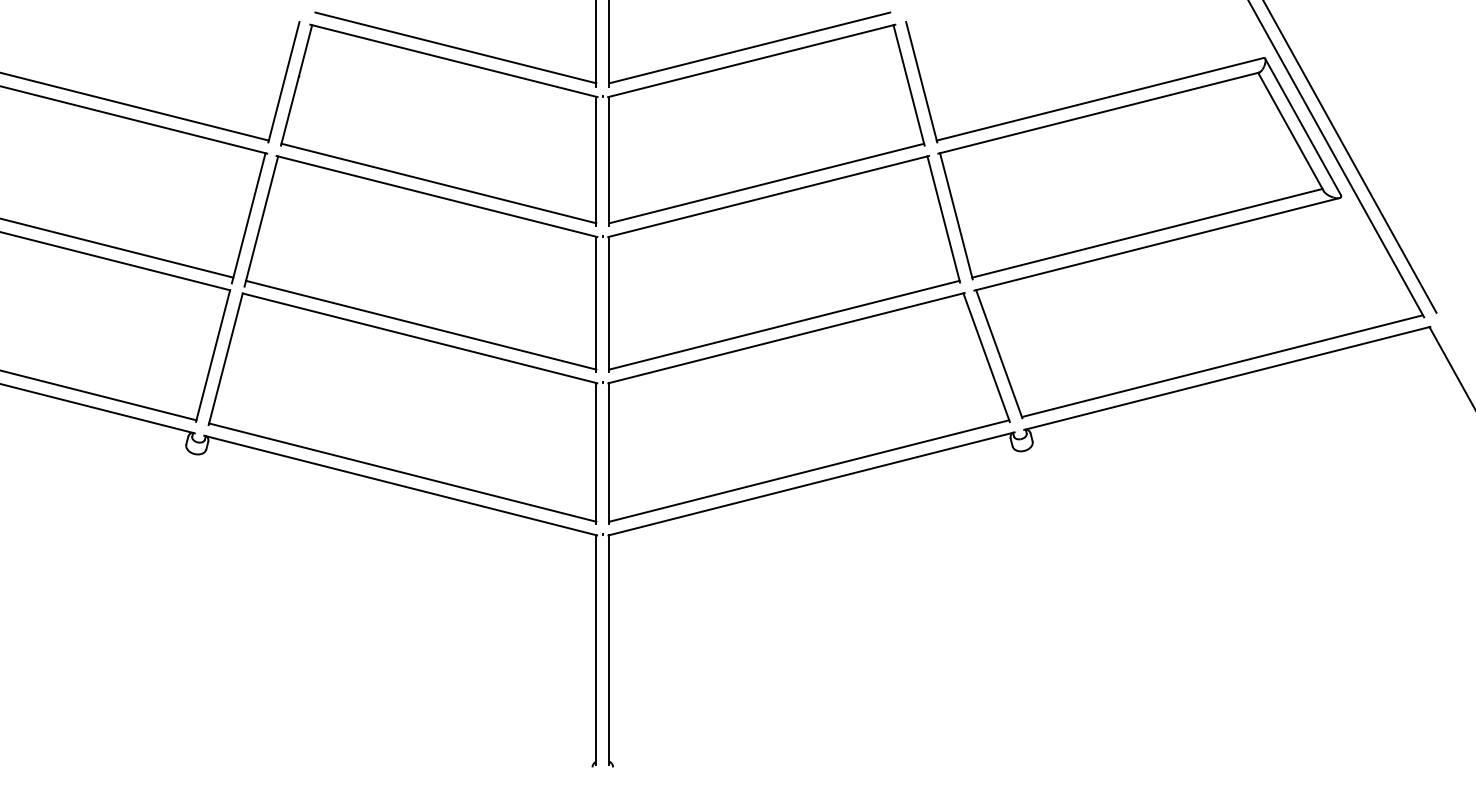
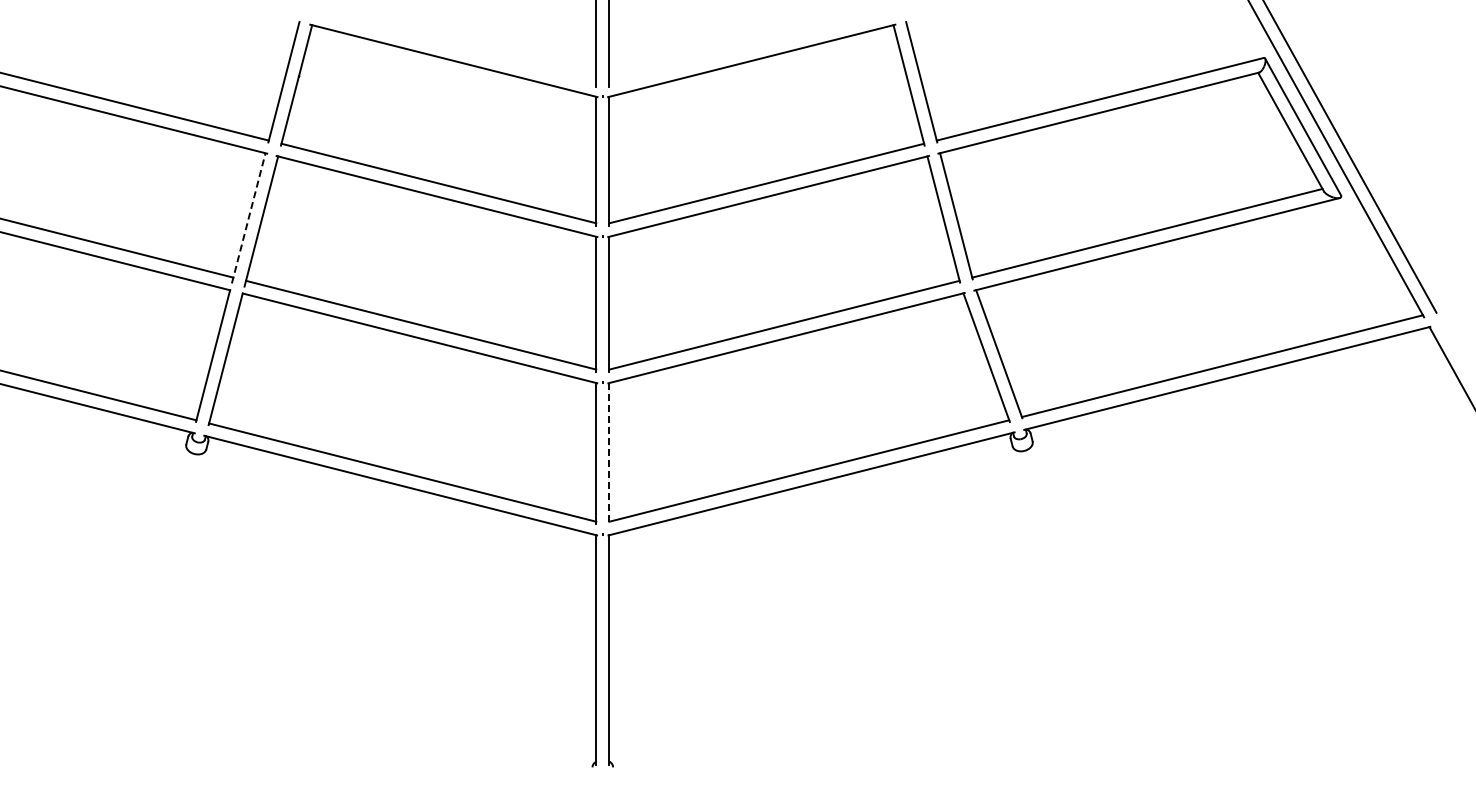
line: present -> none (455, 47)
line: present -> none (749, 47)
line: solid -> dashed (248, 217)
line: solid -> dashed (609, 453)
